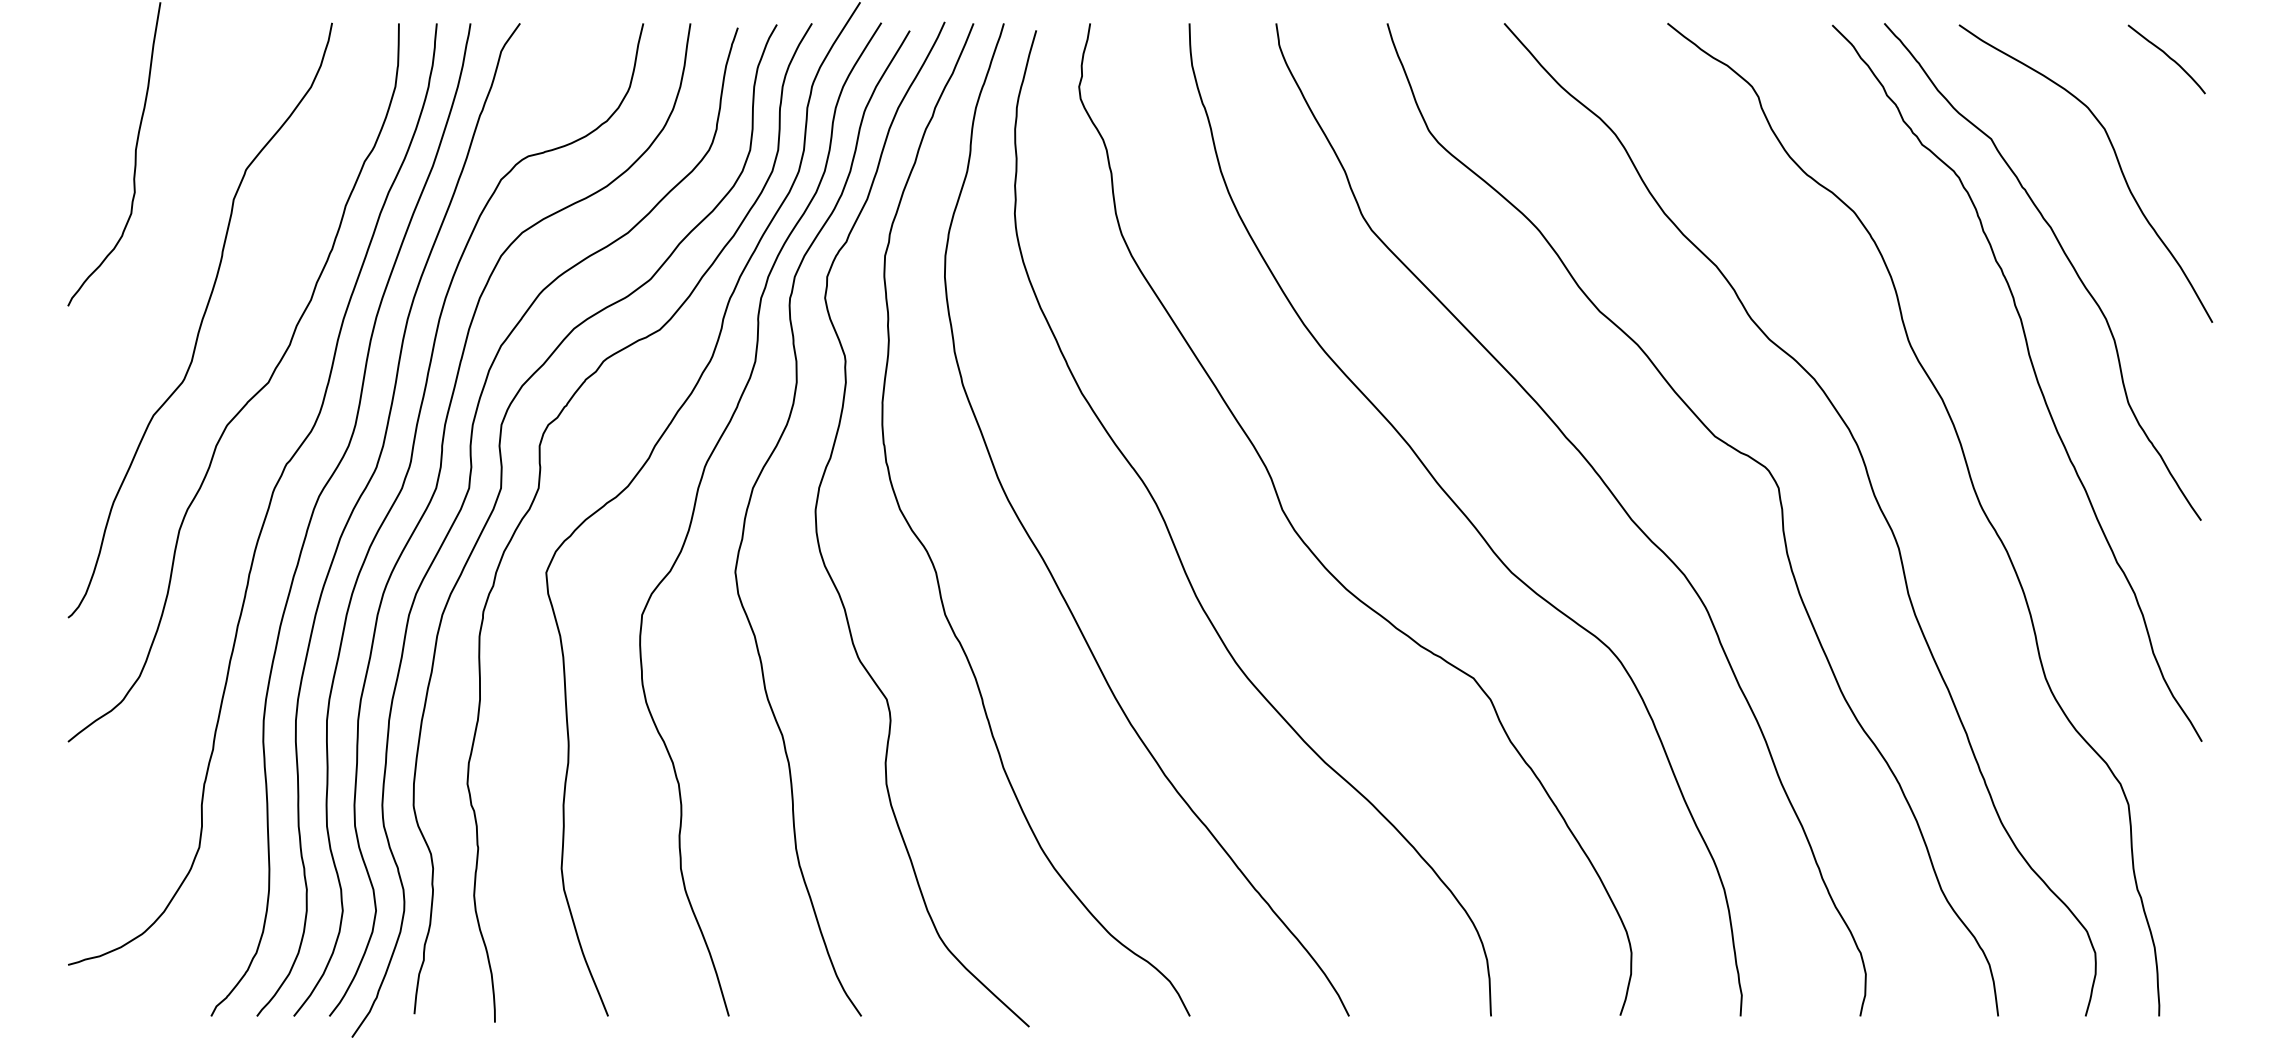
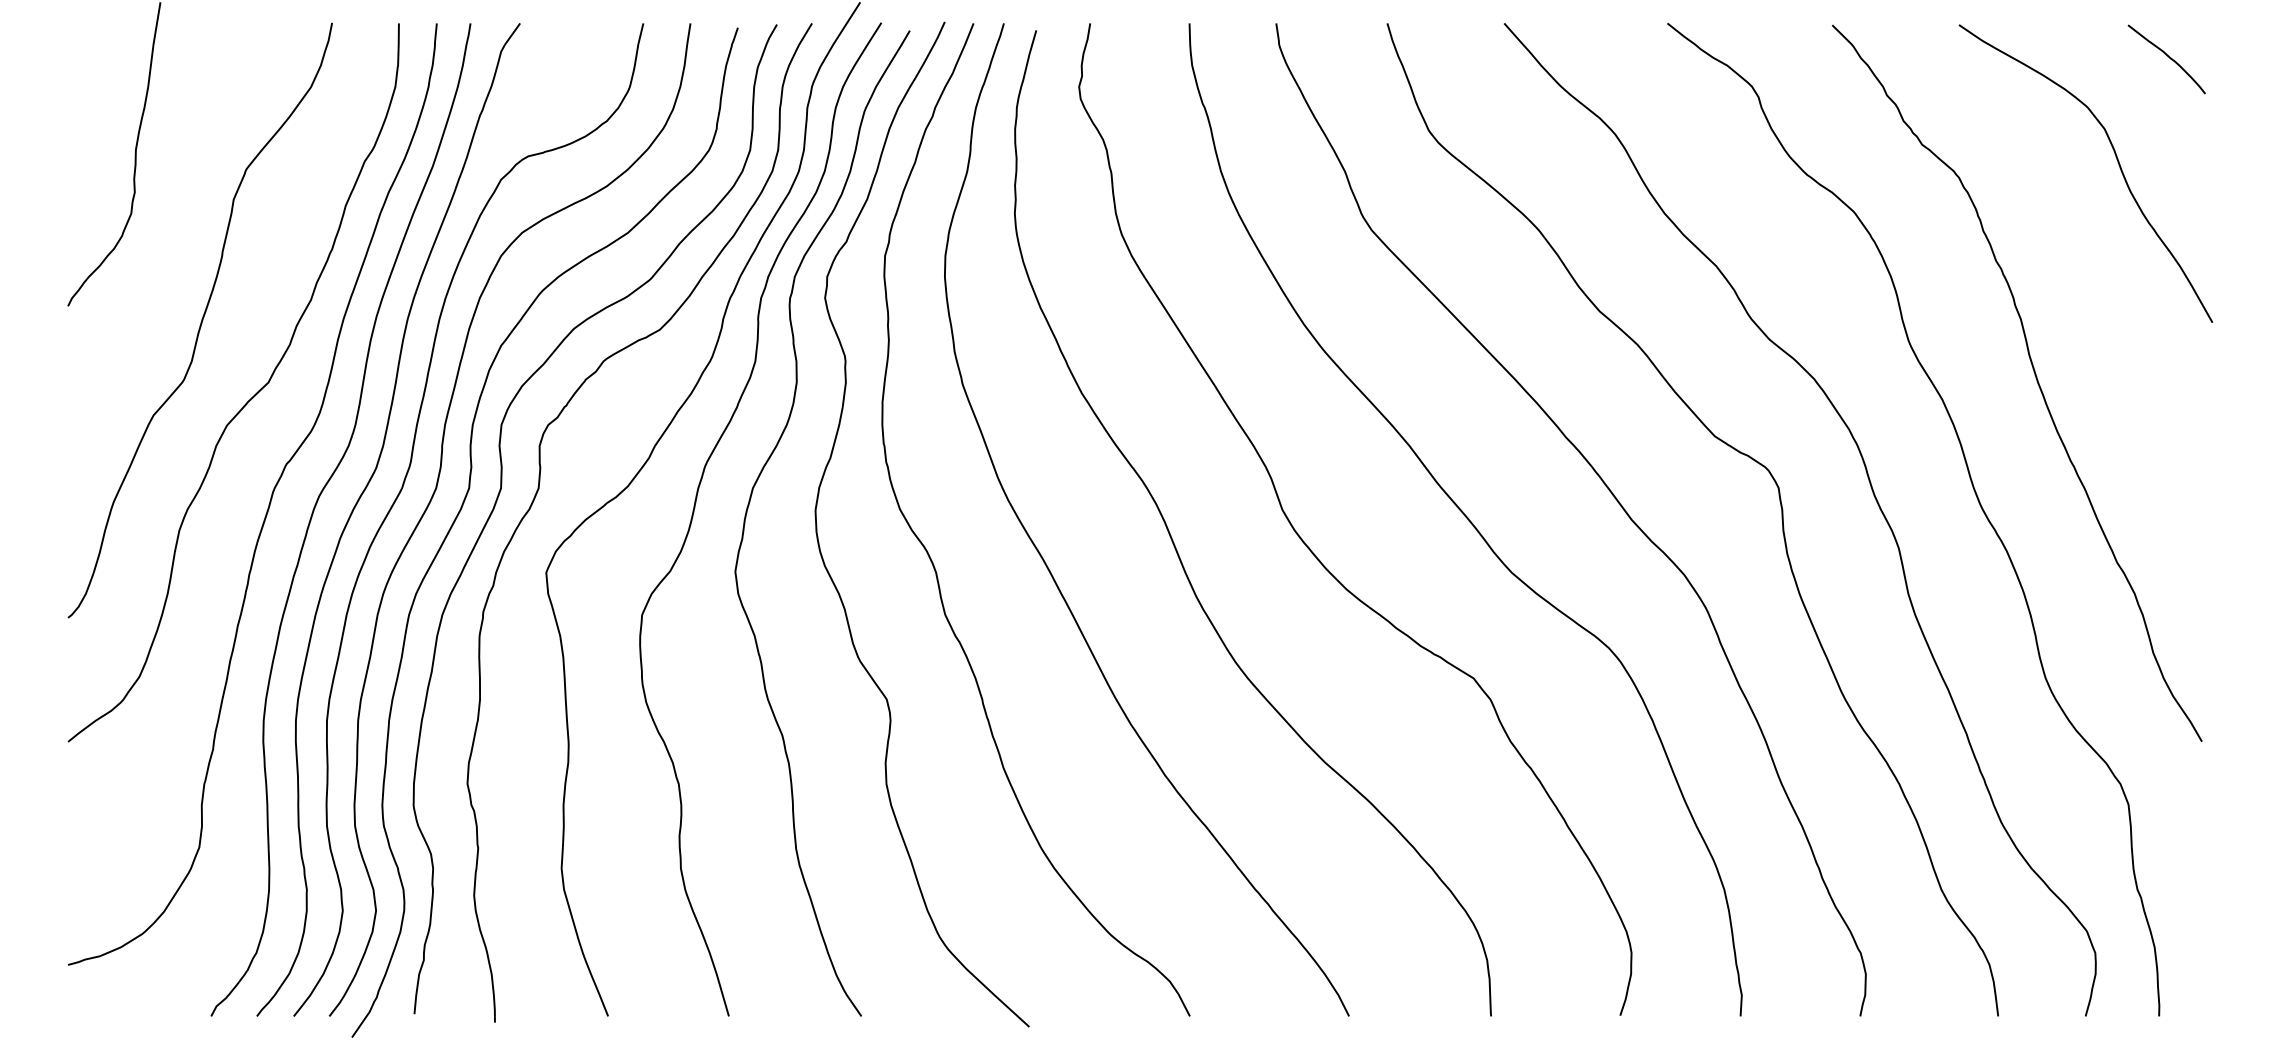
curve: present -> none (2065, 256)
